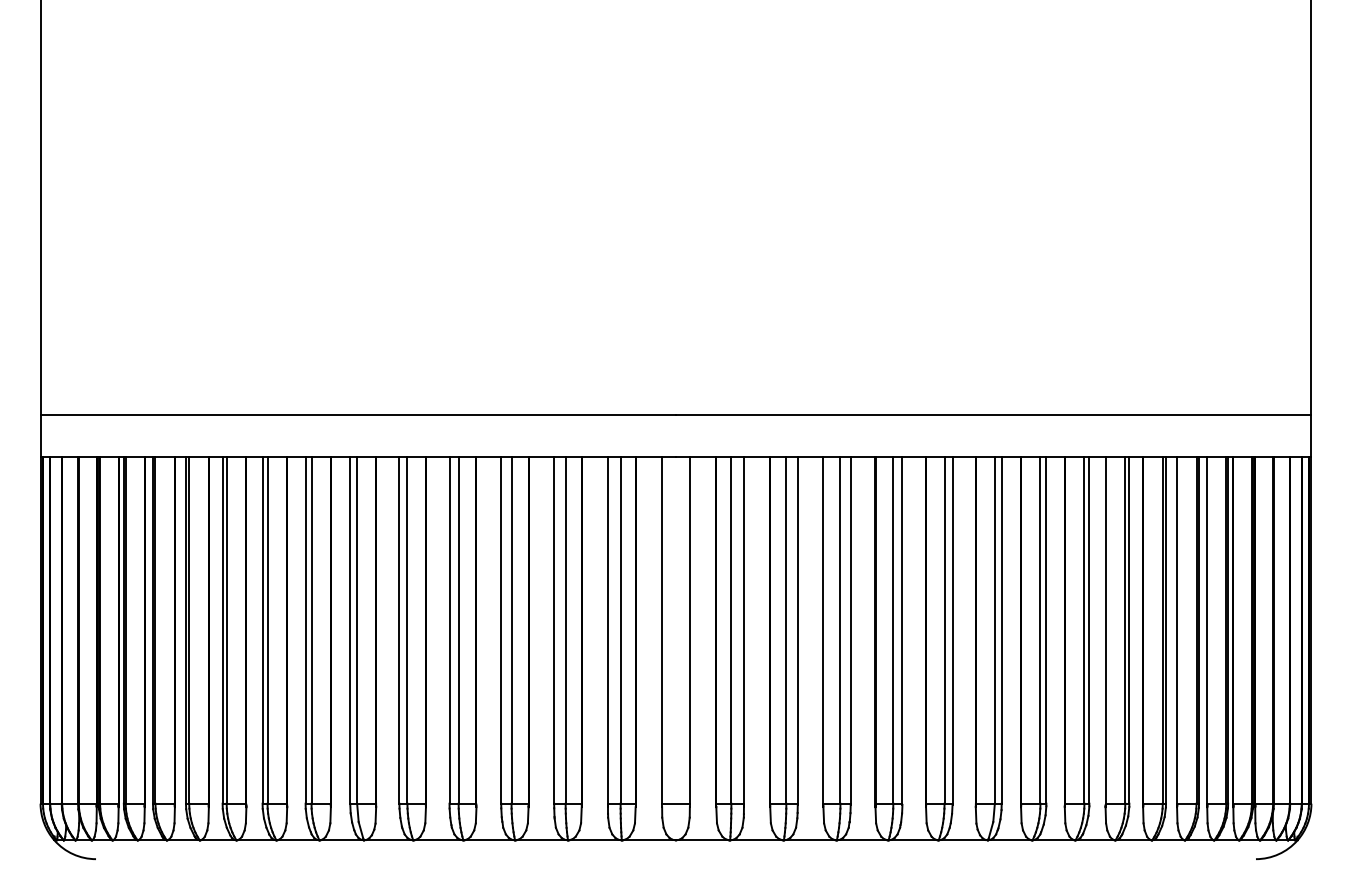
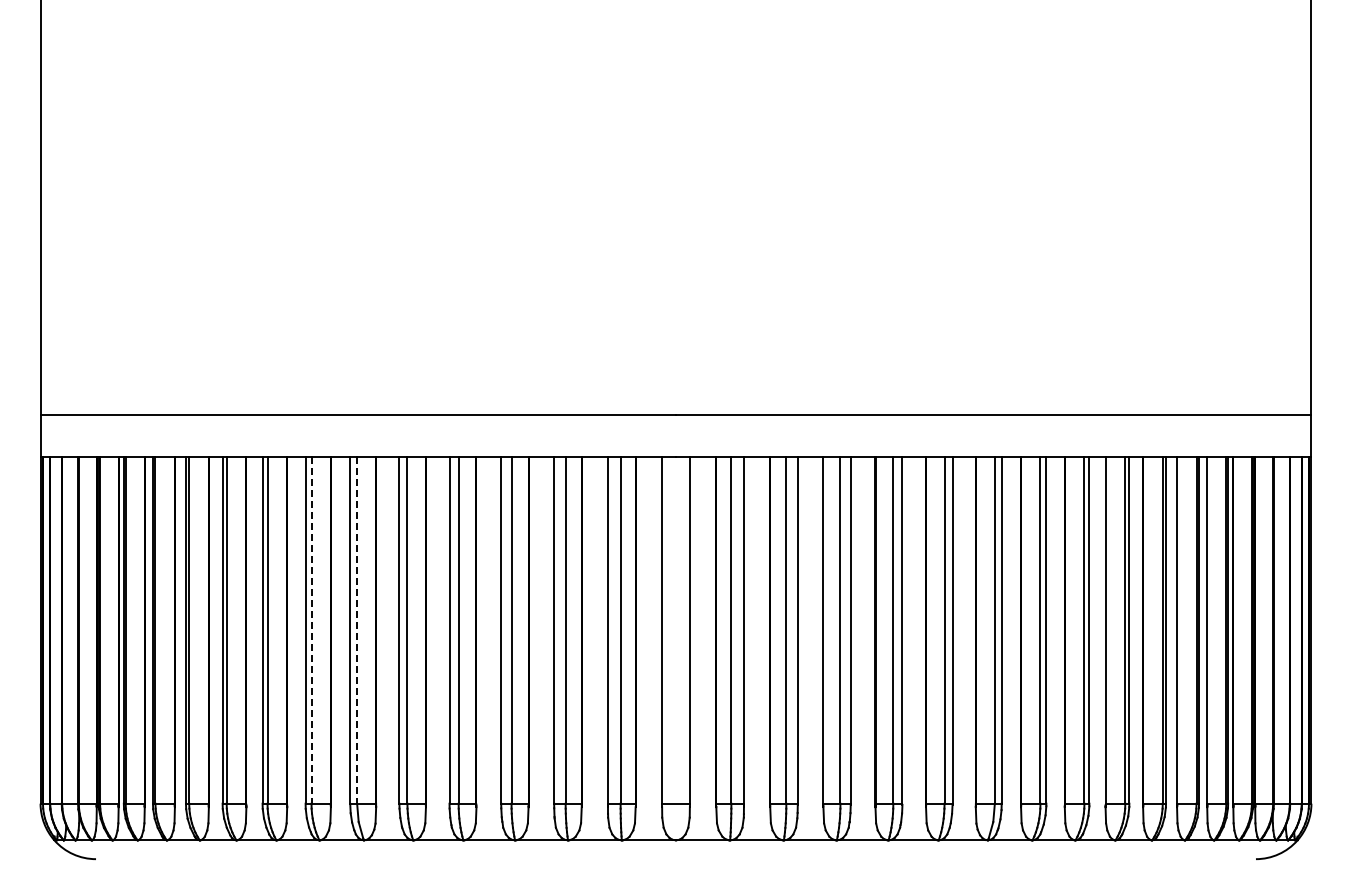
line: solid -> dashed (311, 630)
line: solid -> dashed (357, 630)
